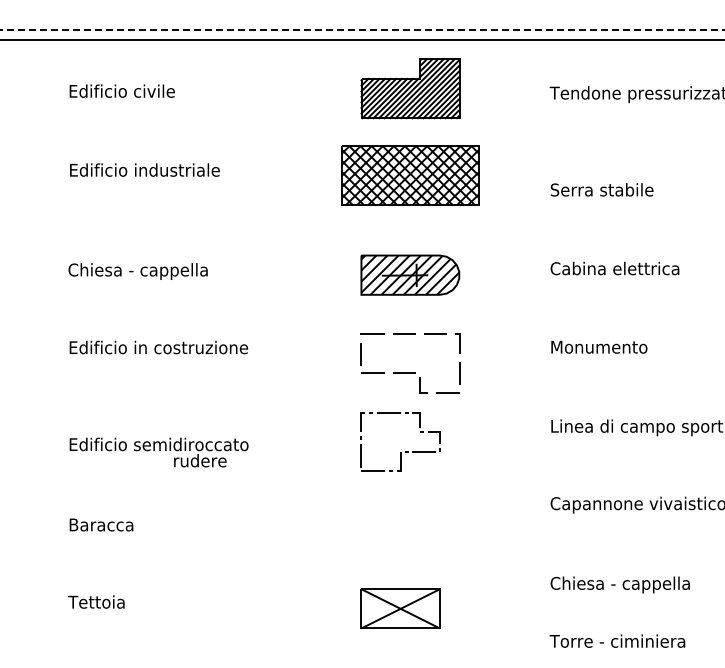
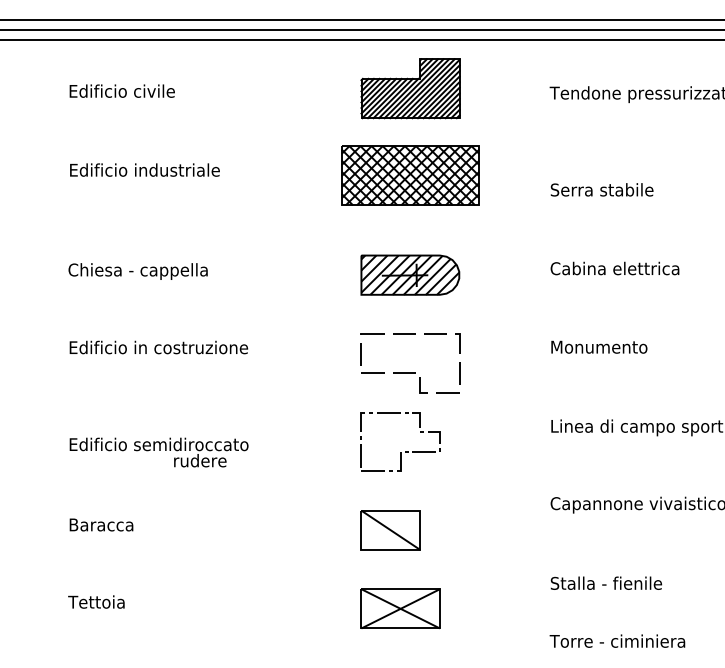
line: none -> present (361, 20)
line: dashed -> solid (362, 29)
part: none -> present (390, 530)
text: Chiesa - cappella -> Stalla - fienile (619, 584)
